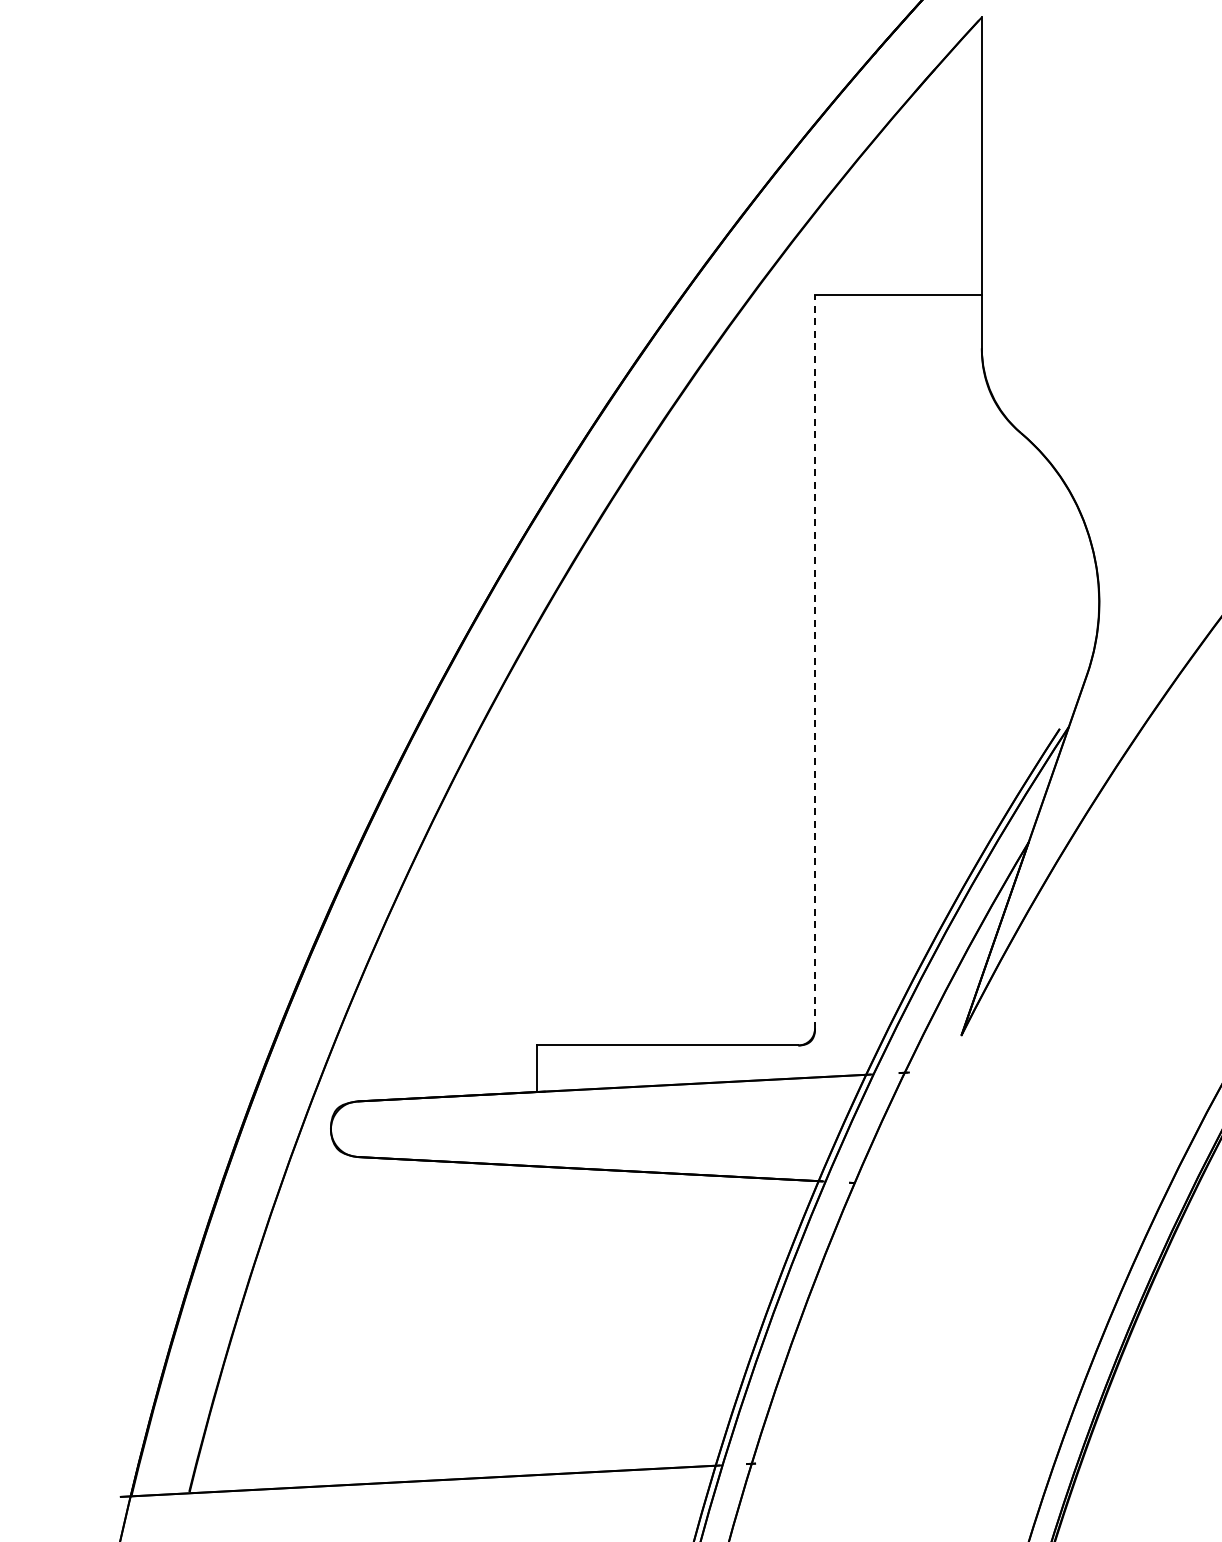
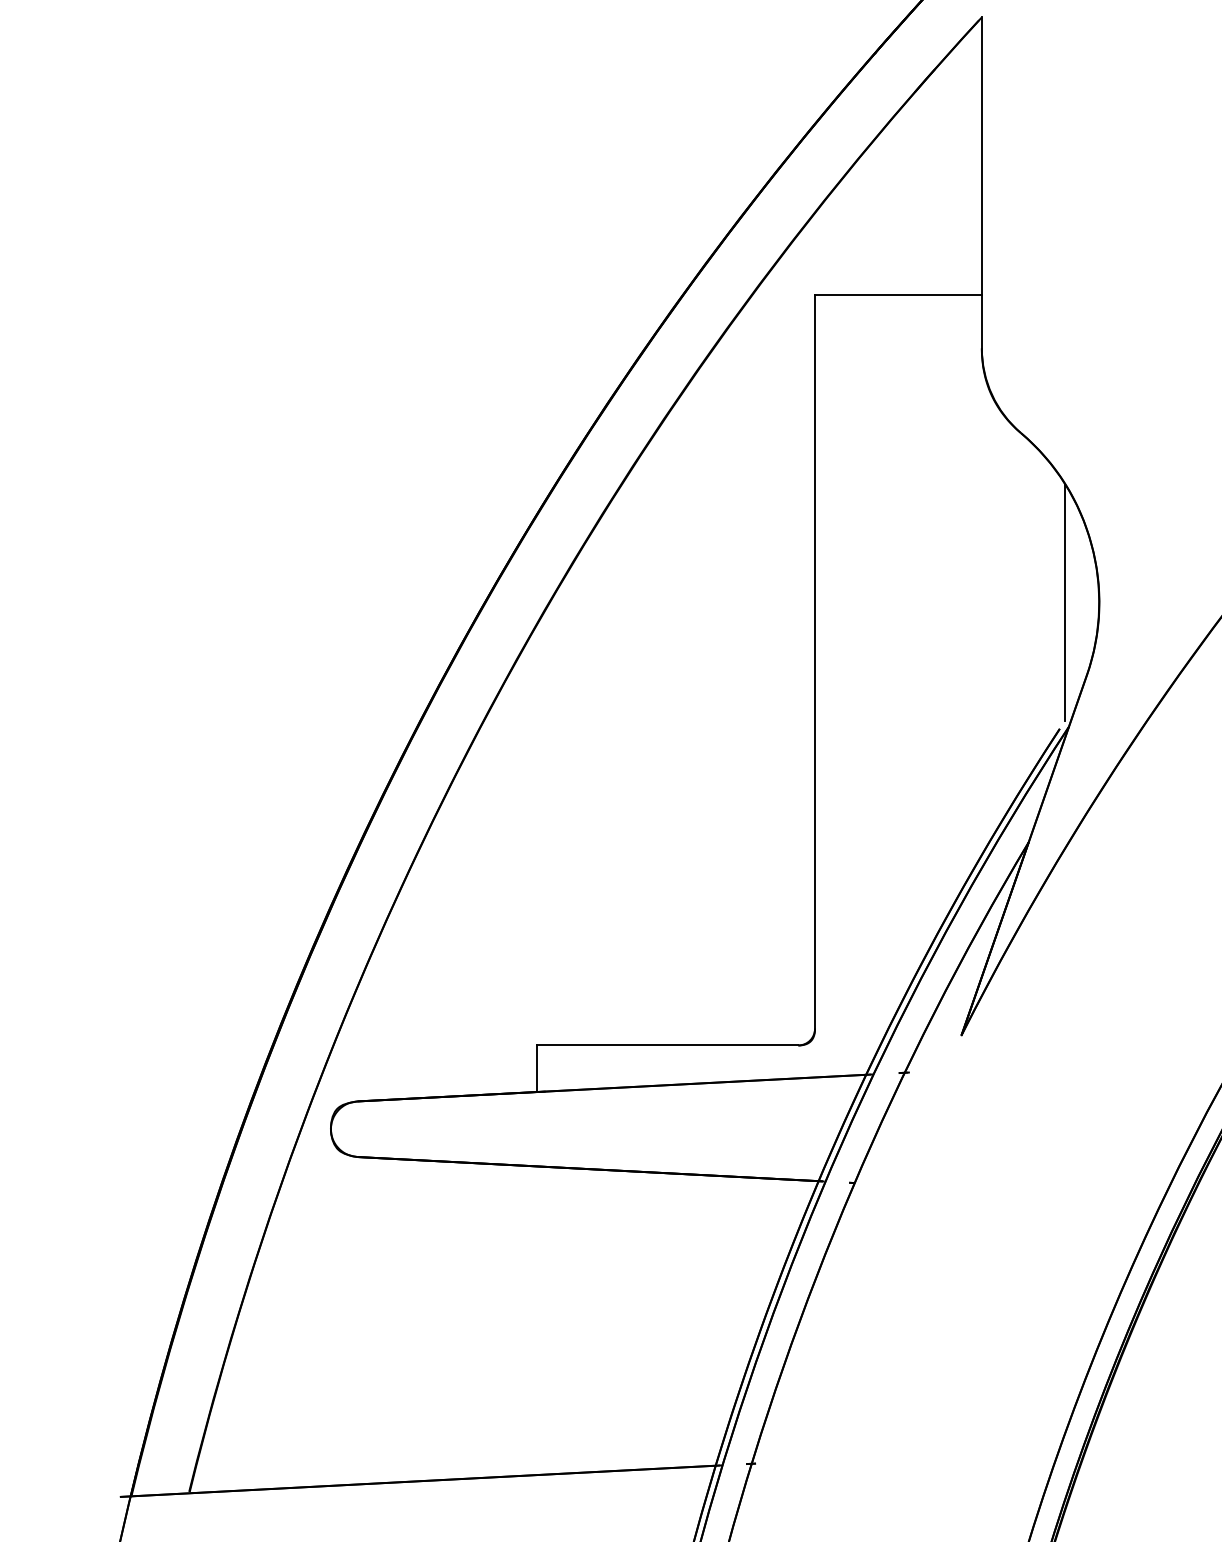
line: none -> present (1065, 602)
line: dashed -> solid (815, 661)
